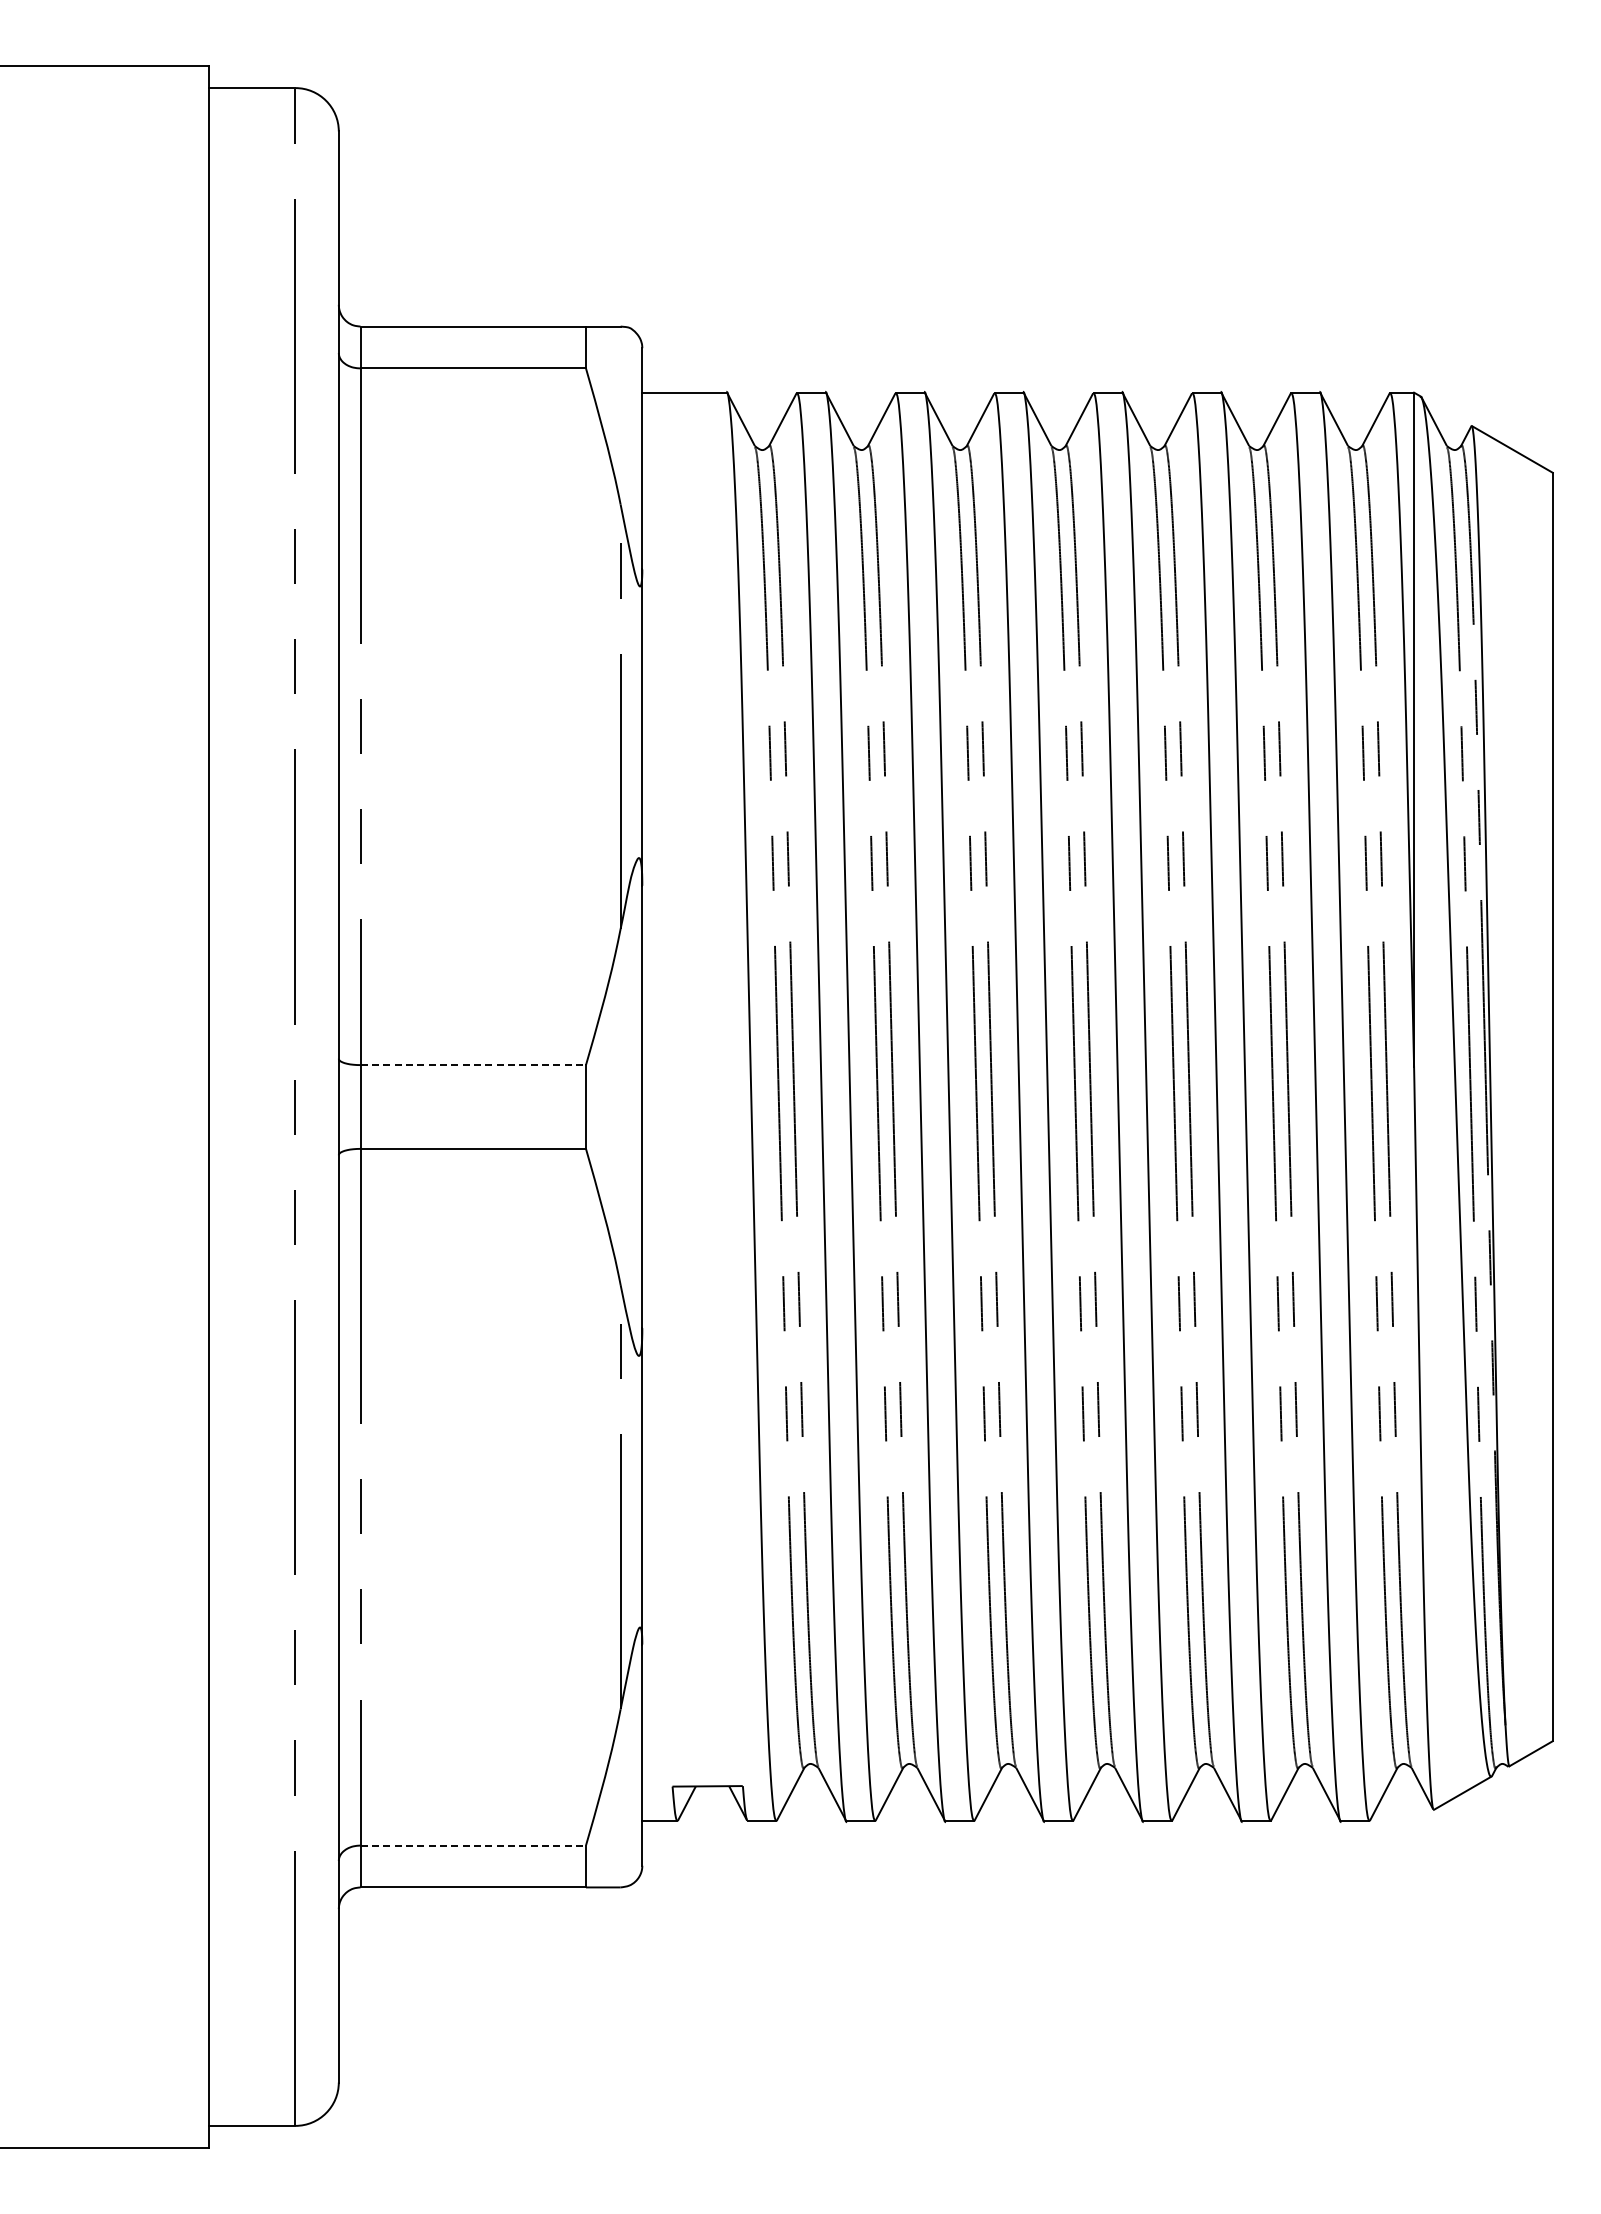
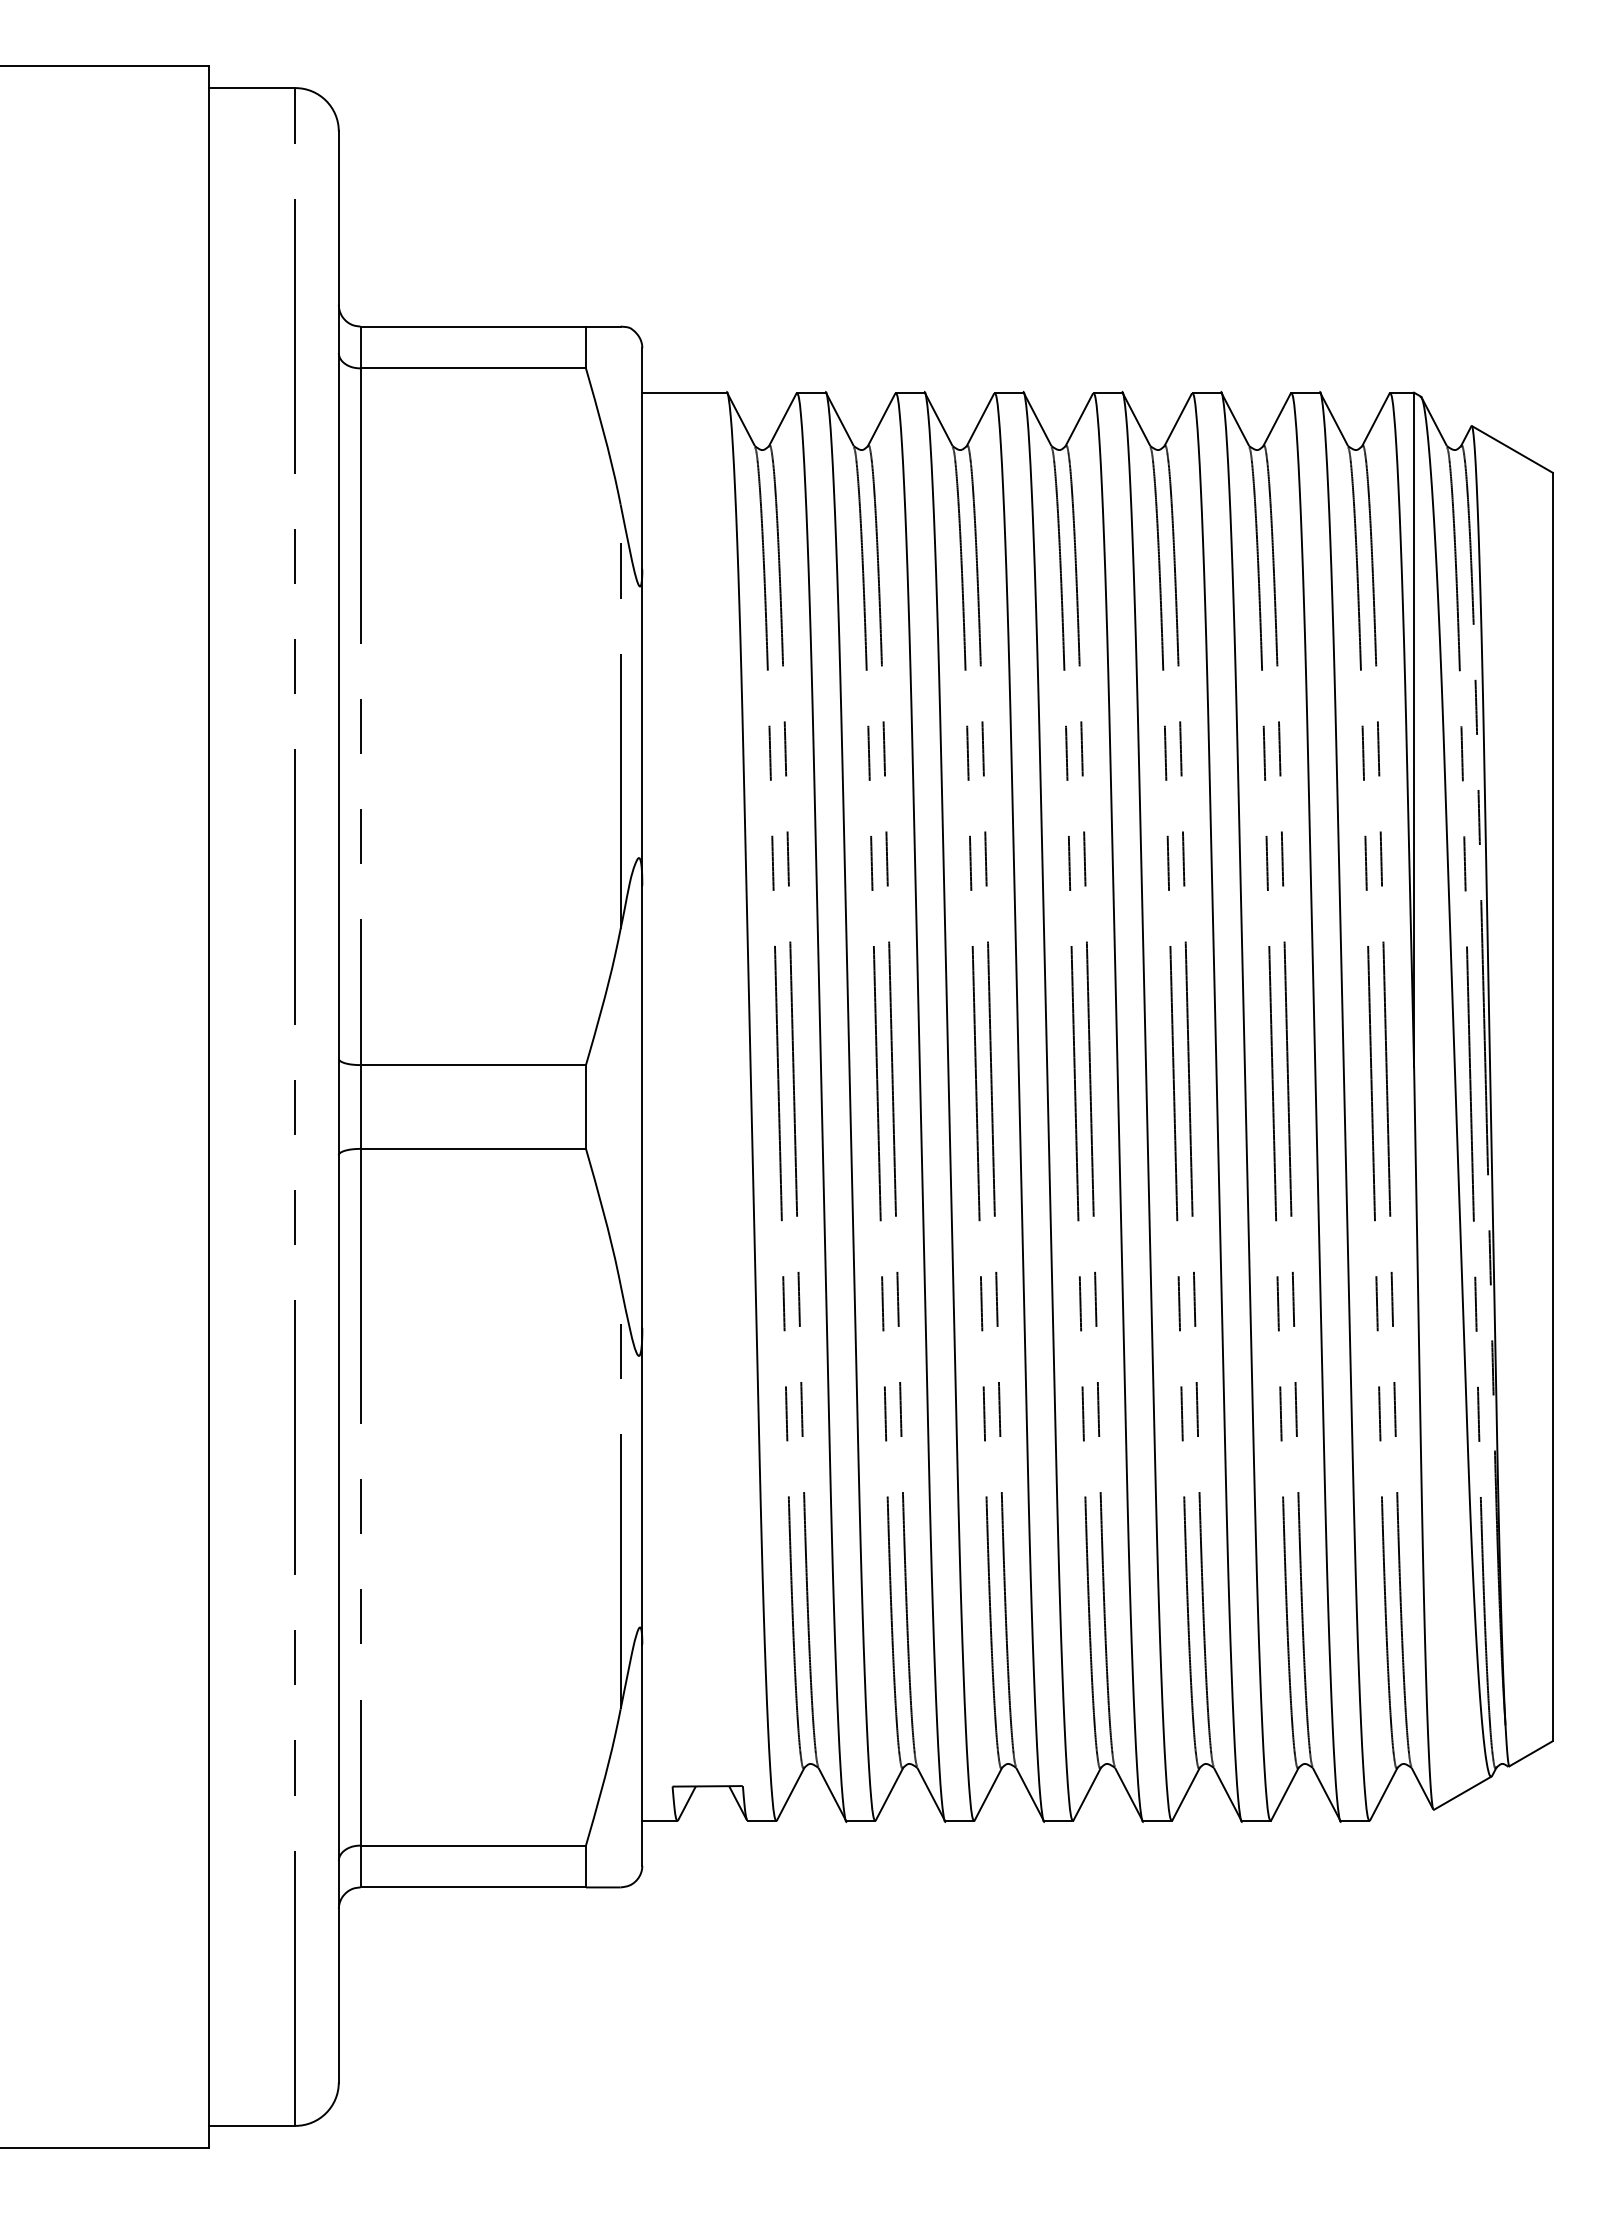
line: dashed -> solid (473, 1065)
line: dashed -> solid (473, 1845)
